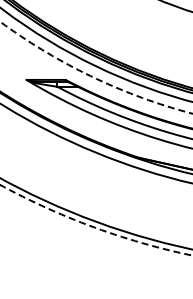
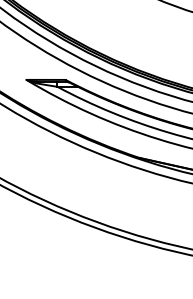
arc: dashed -> solid (91, 76)
arc: dashed -> solid (94, 227)
